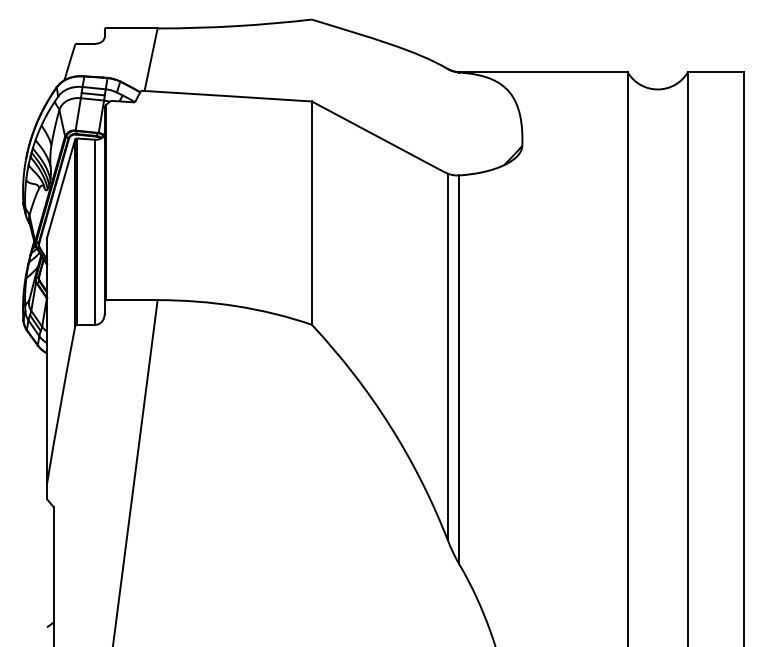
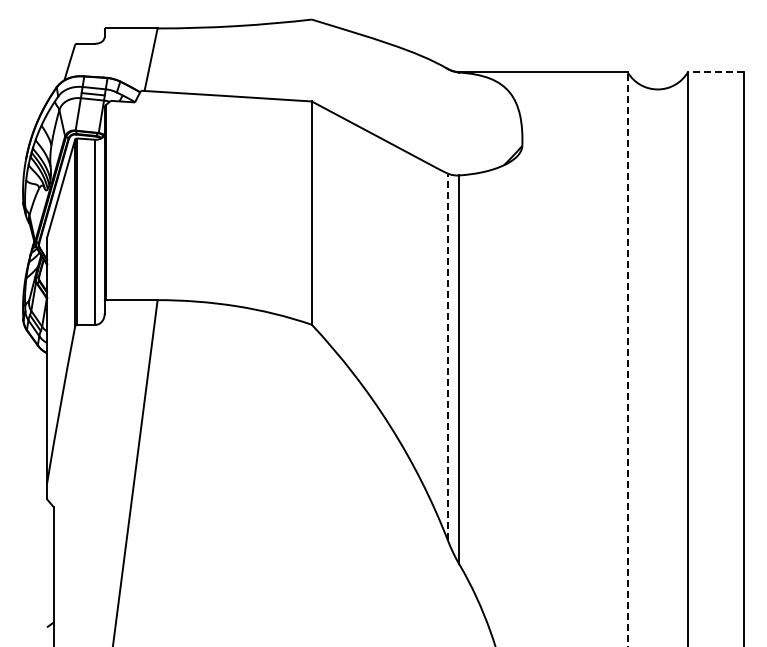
line: solid -> dashed (716, 72)
line: solid -> dashed (447, 356)
line: solid -> dashed (627, 358)
